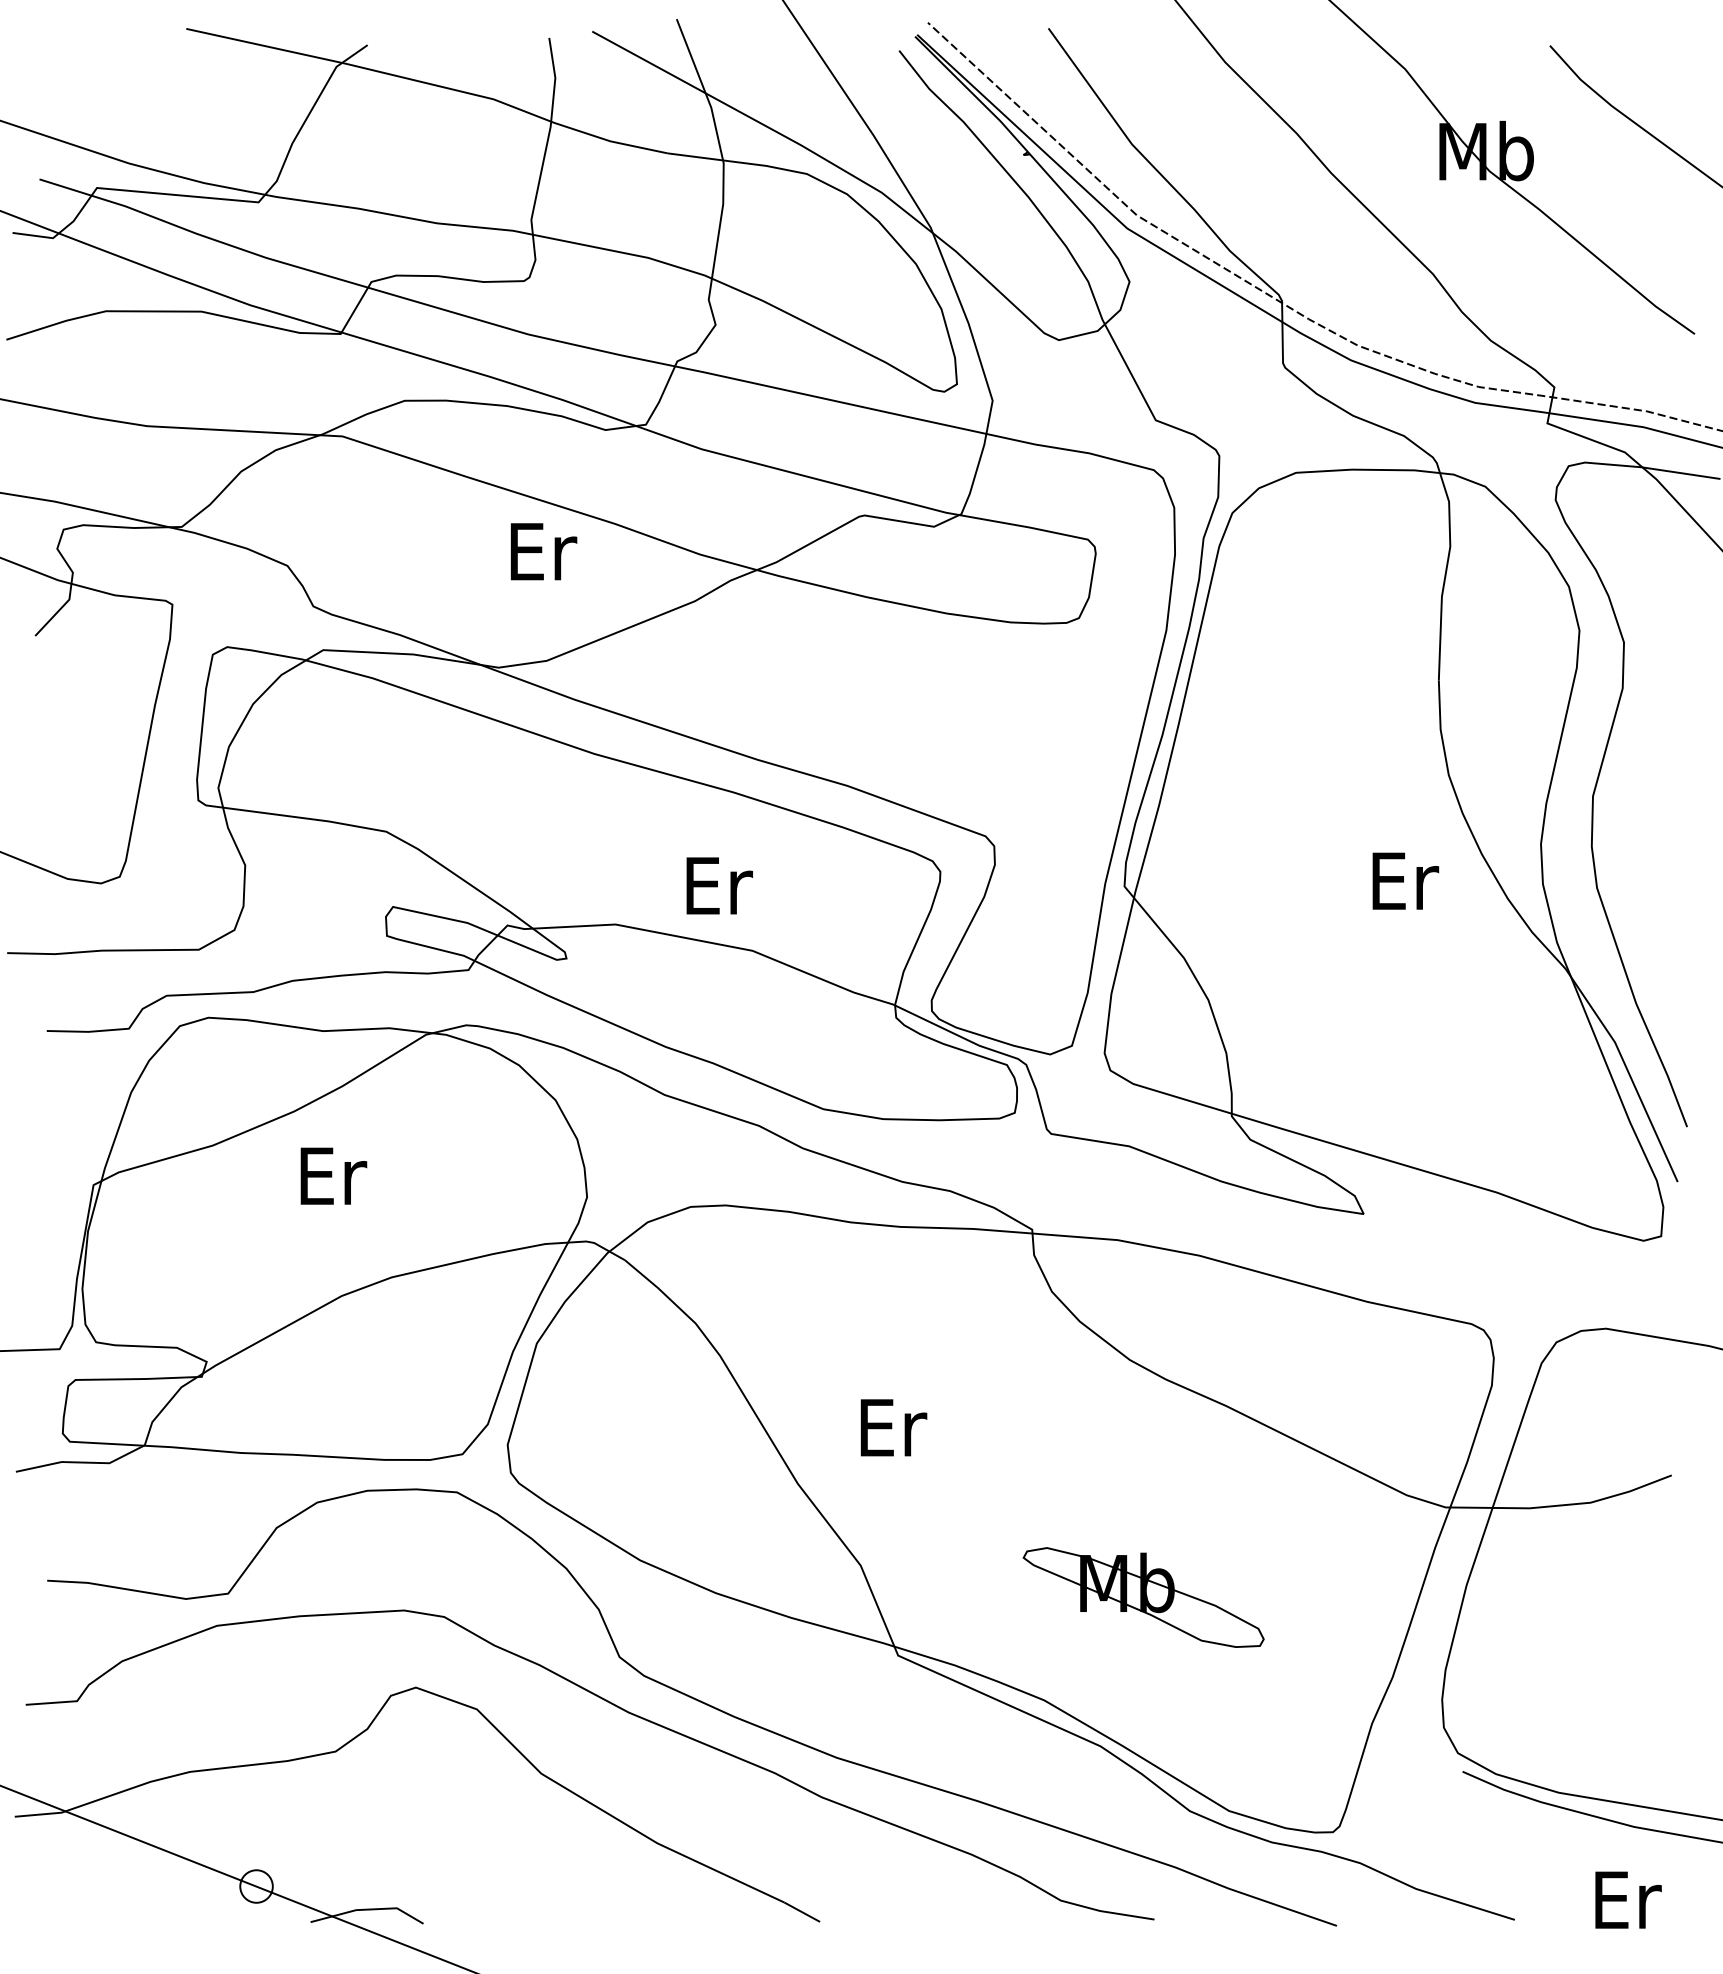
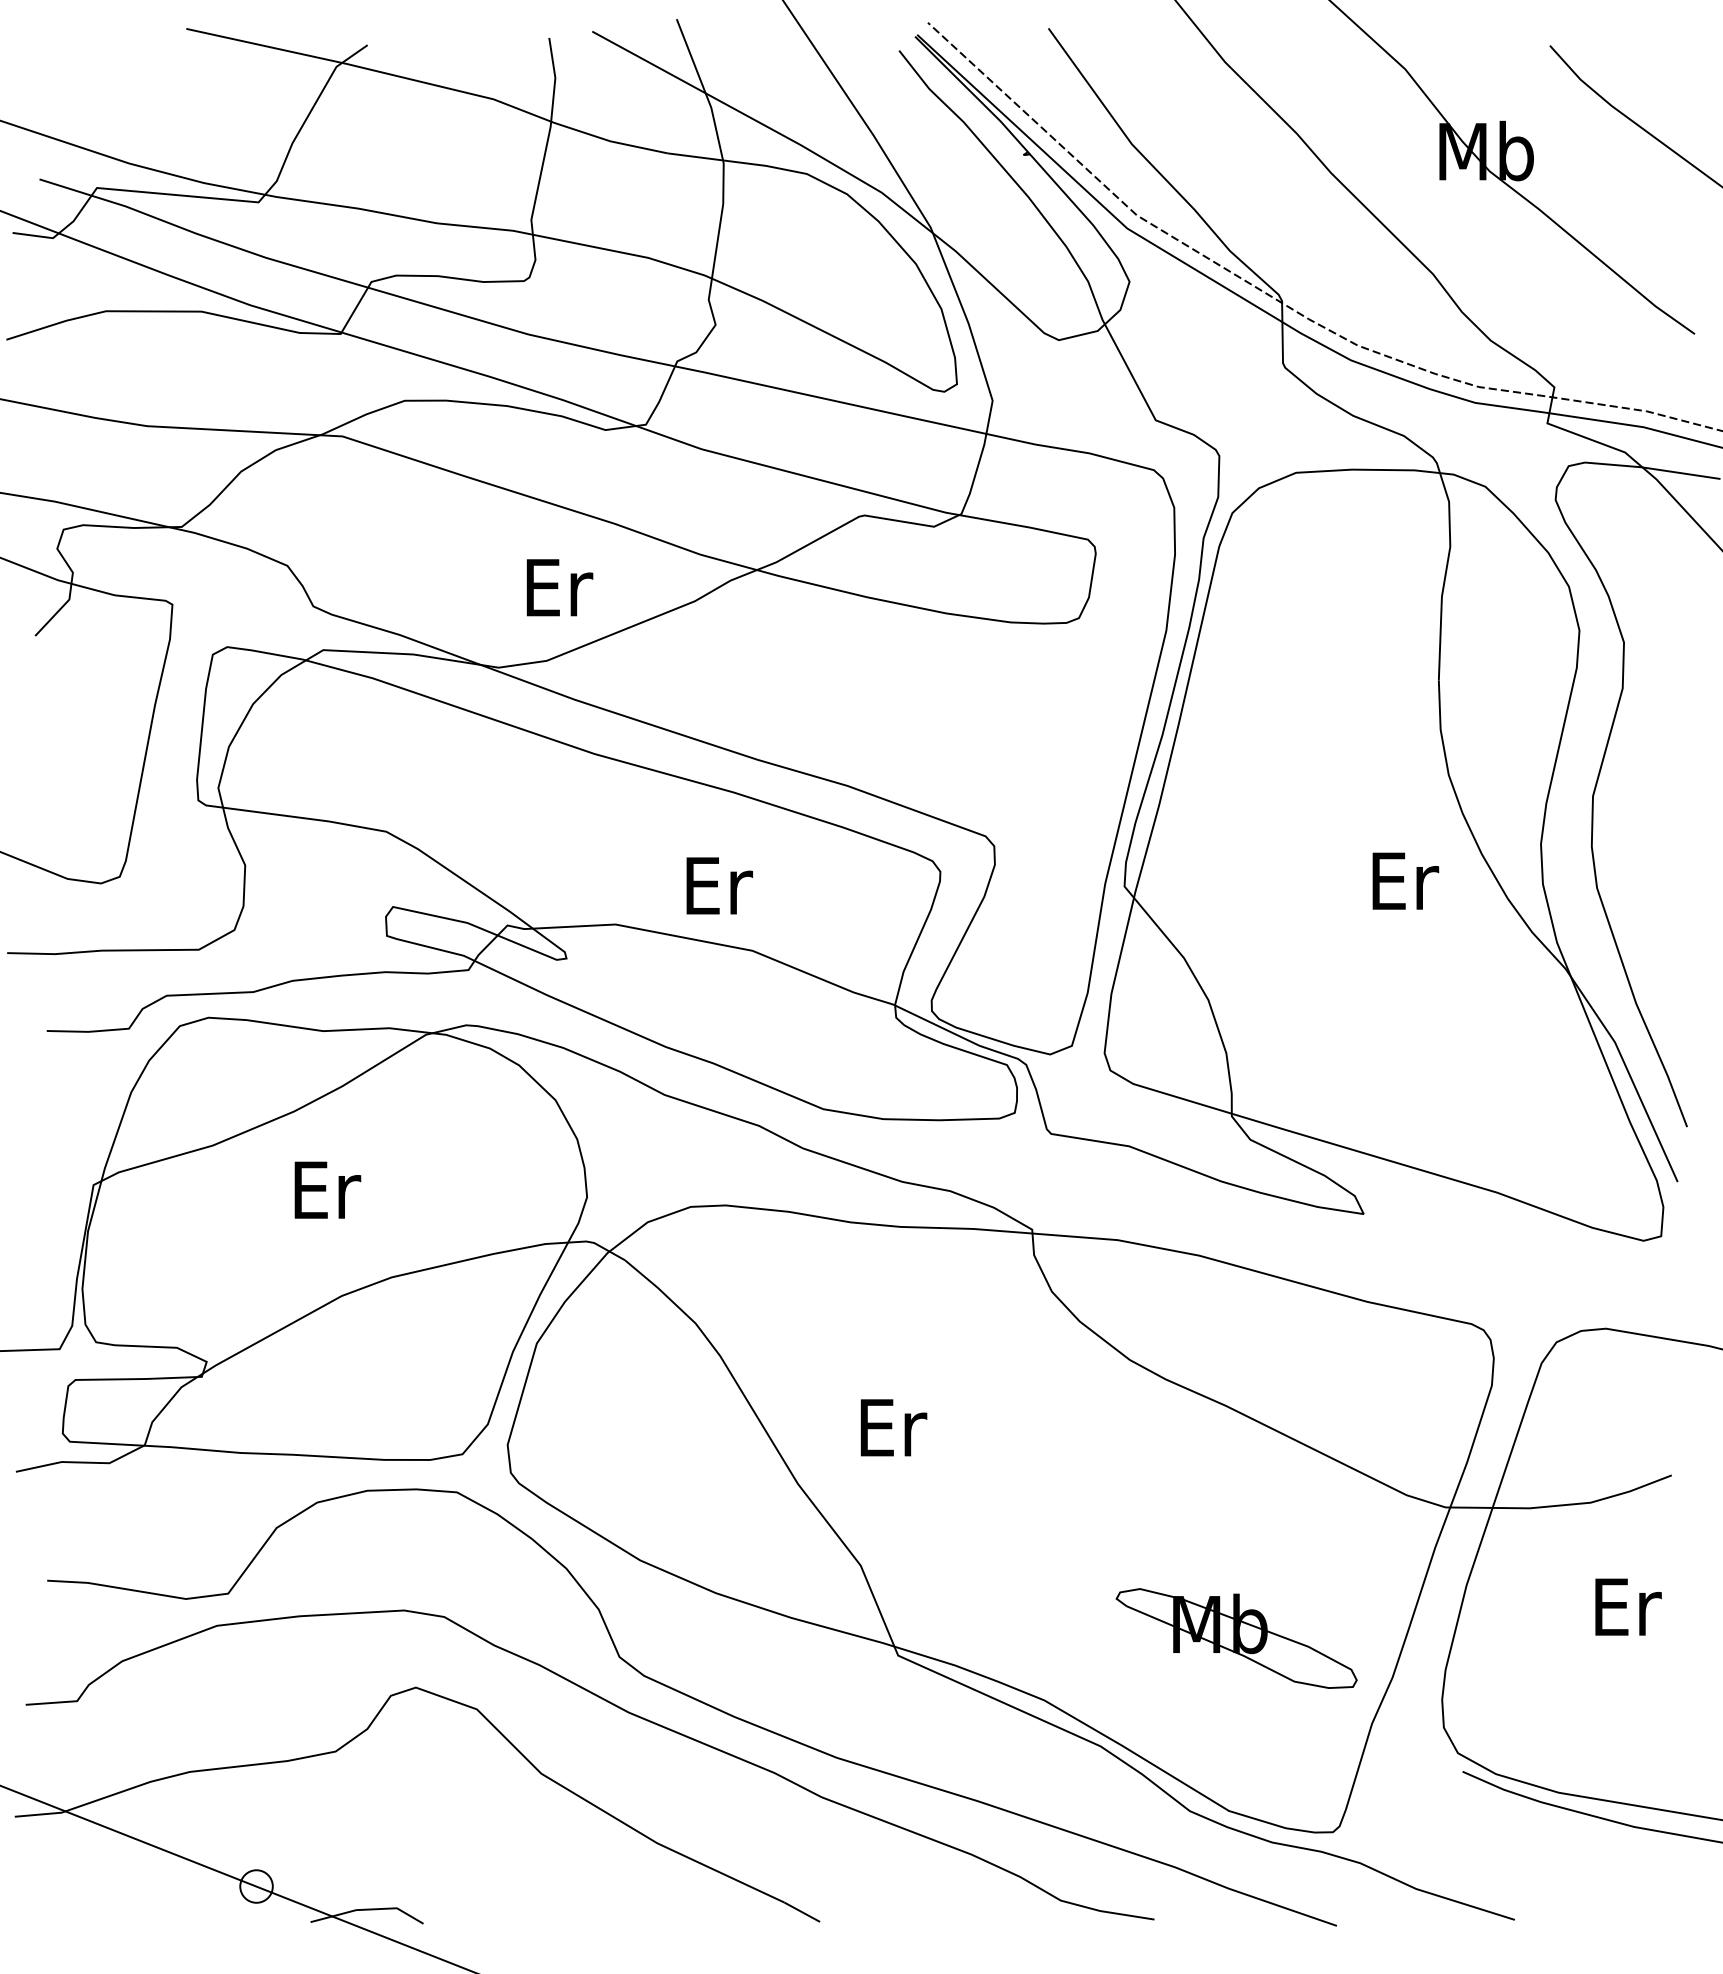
text position: (543, 551) -> (559, 587) (559, 587)
text position: (333, 1175) -> (327, 1189) (327, 1189)
part position: (1143, 1597) -> (1236, 1638) (1236, 1638)
text position: (1628, 1899) -> (1628, 1606) (1628, 1606)
